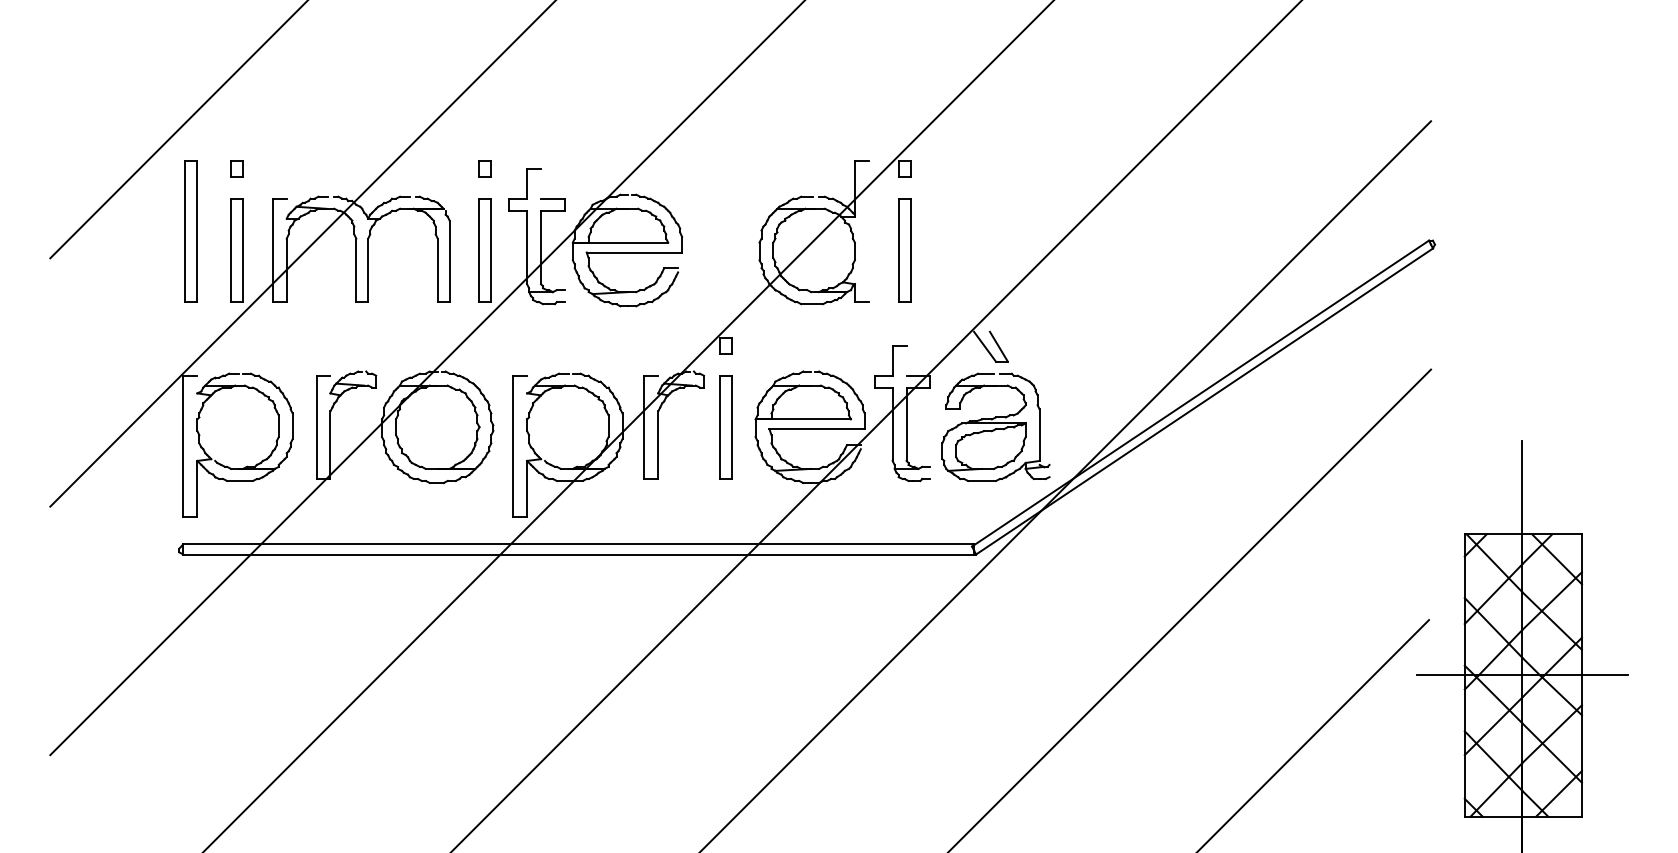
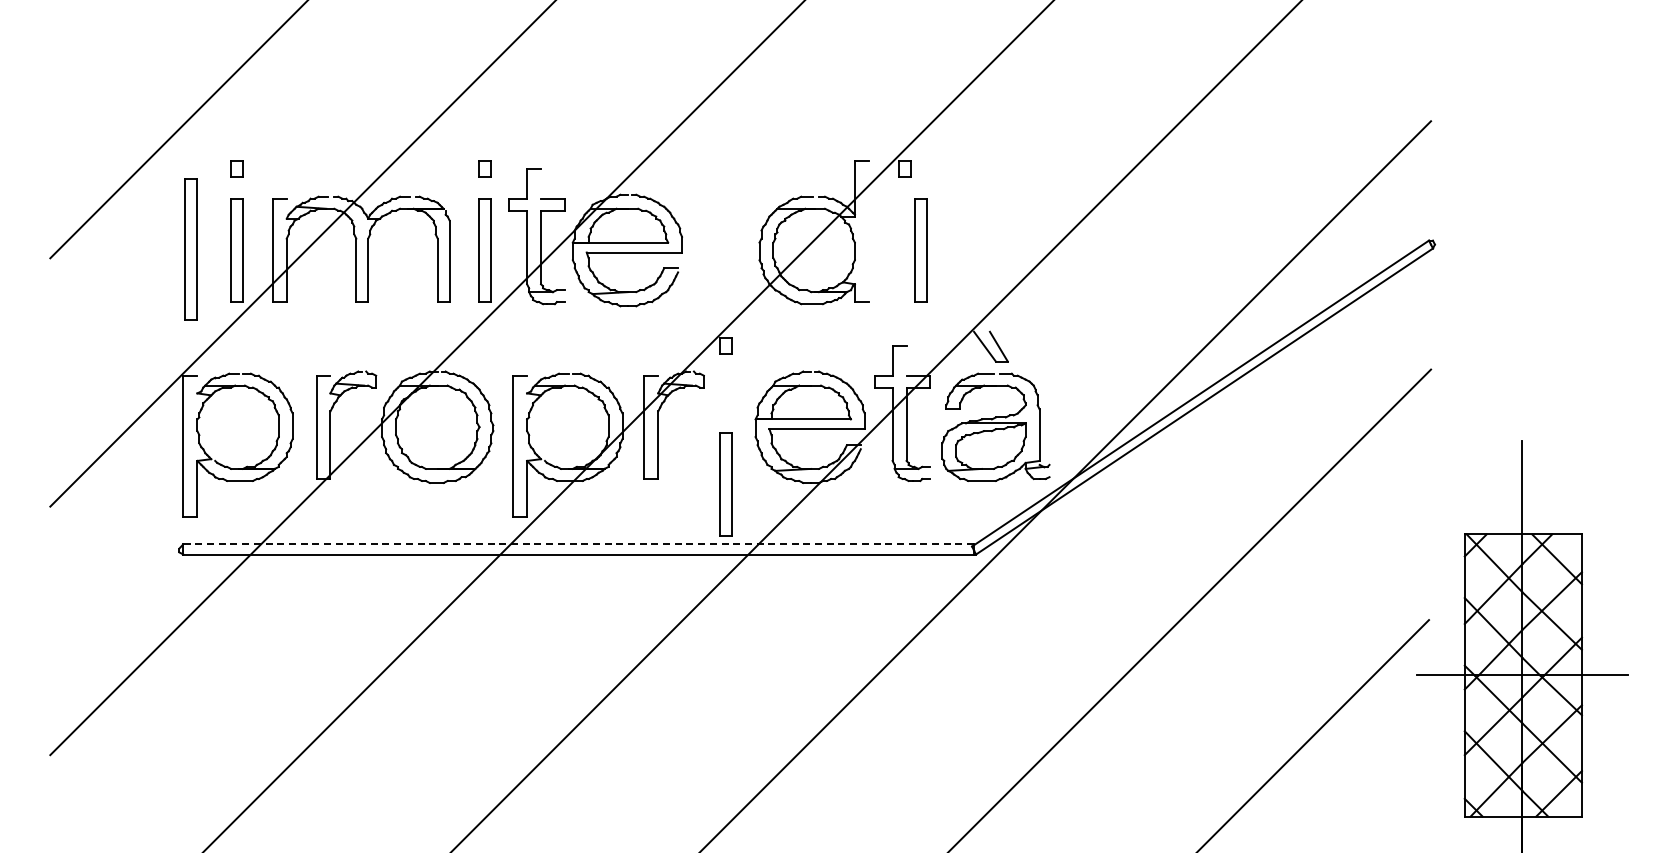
part position: (190, 231) -> (190, 249) (190, 249)
part position: (904, 250) -> (920, 250) (920, 250)
part position: (725, 427) -> (725, 484) (725, 484)
line: solid -> dashed (578, 544)
